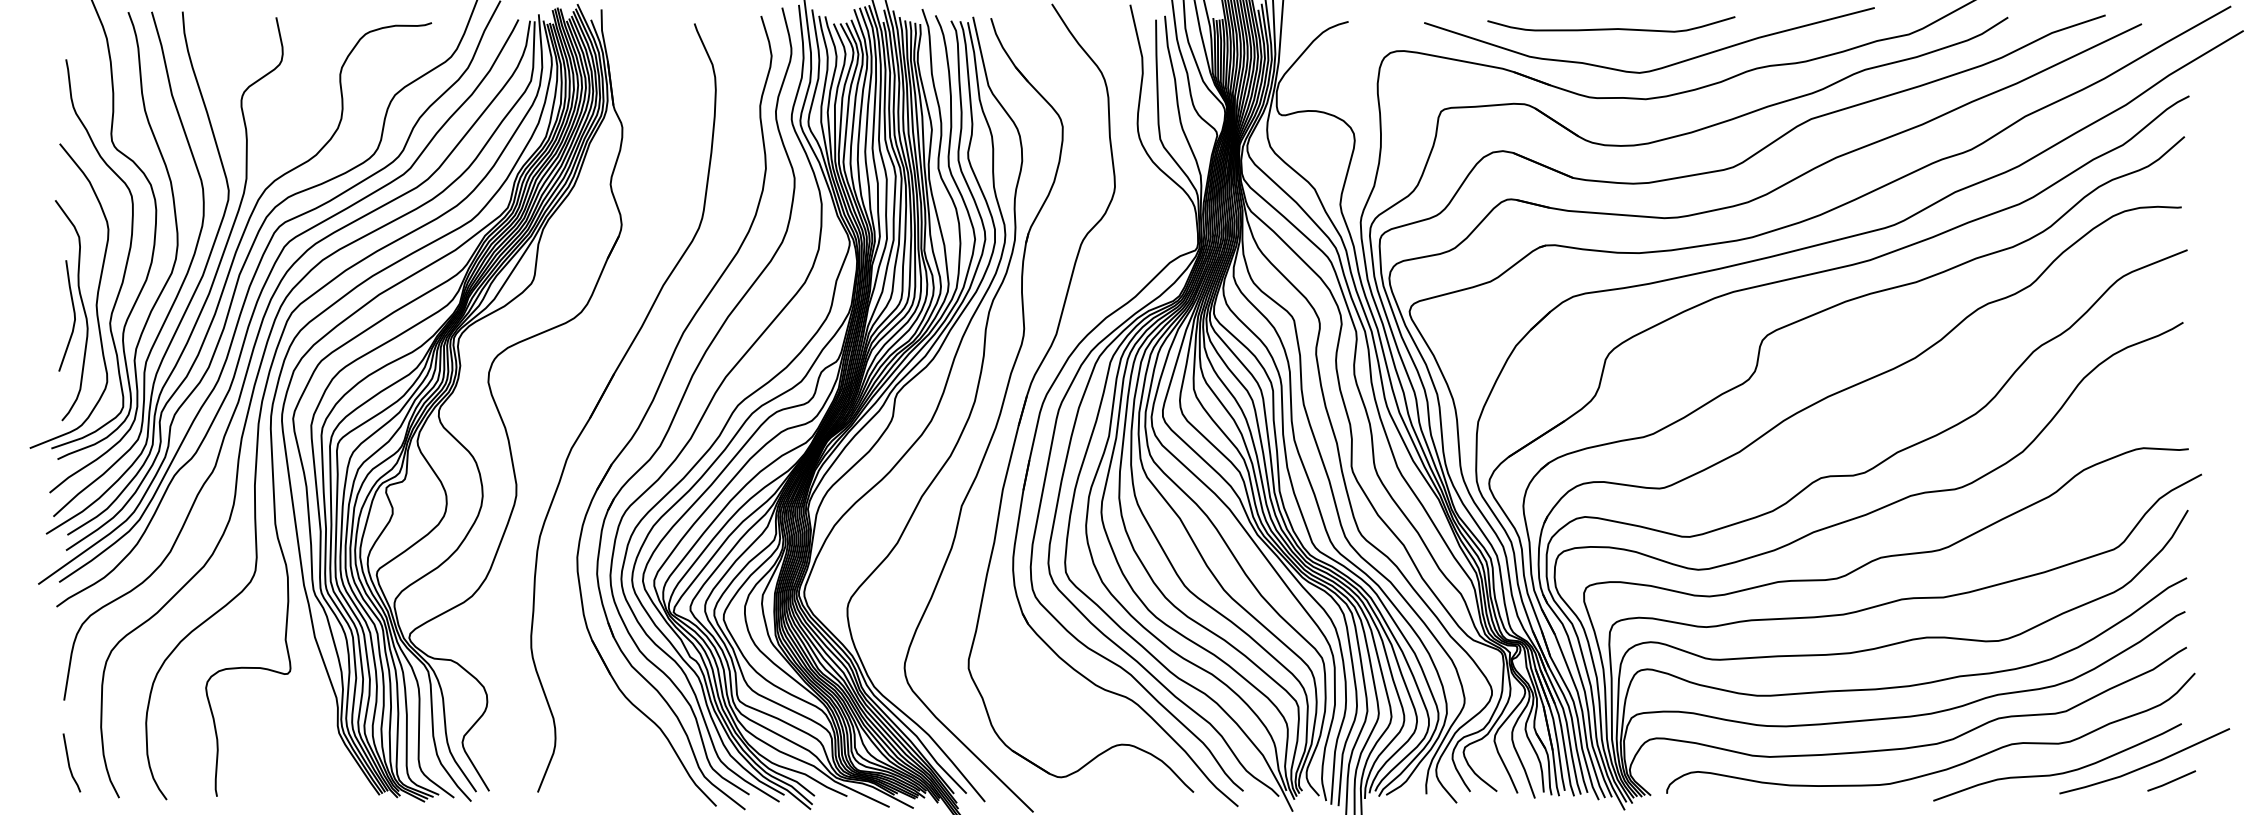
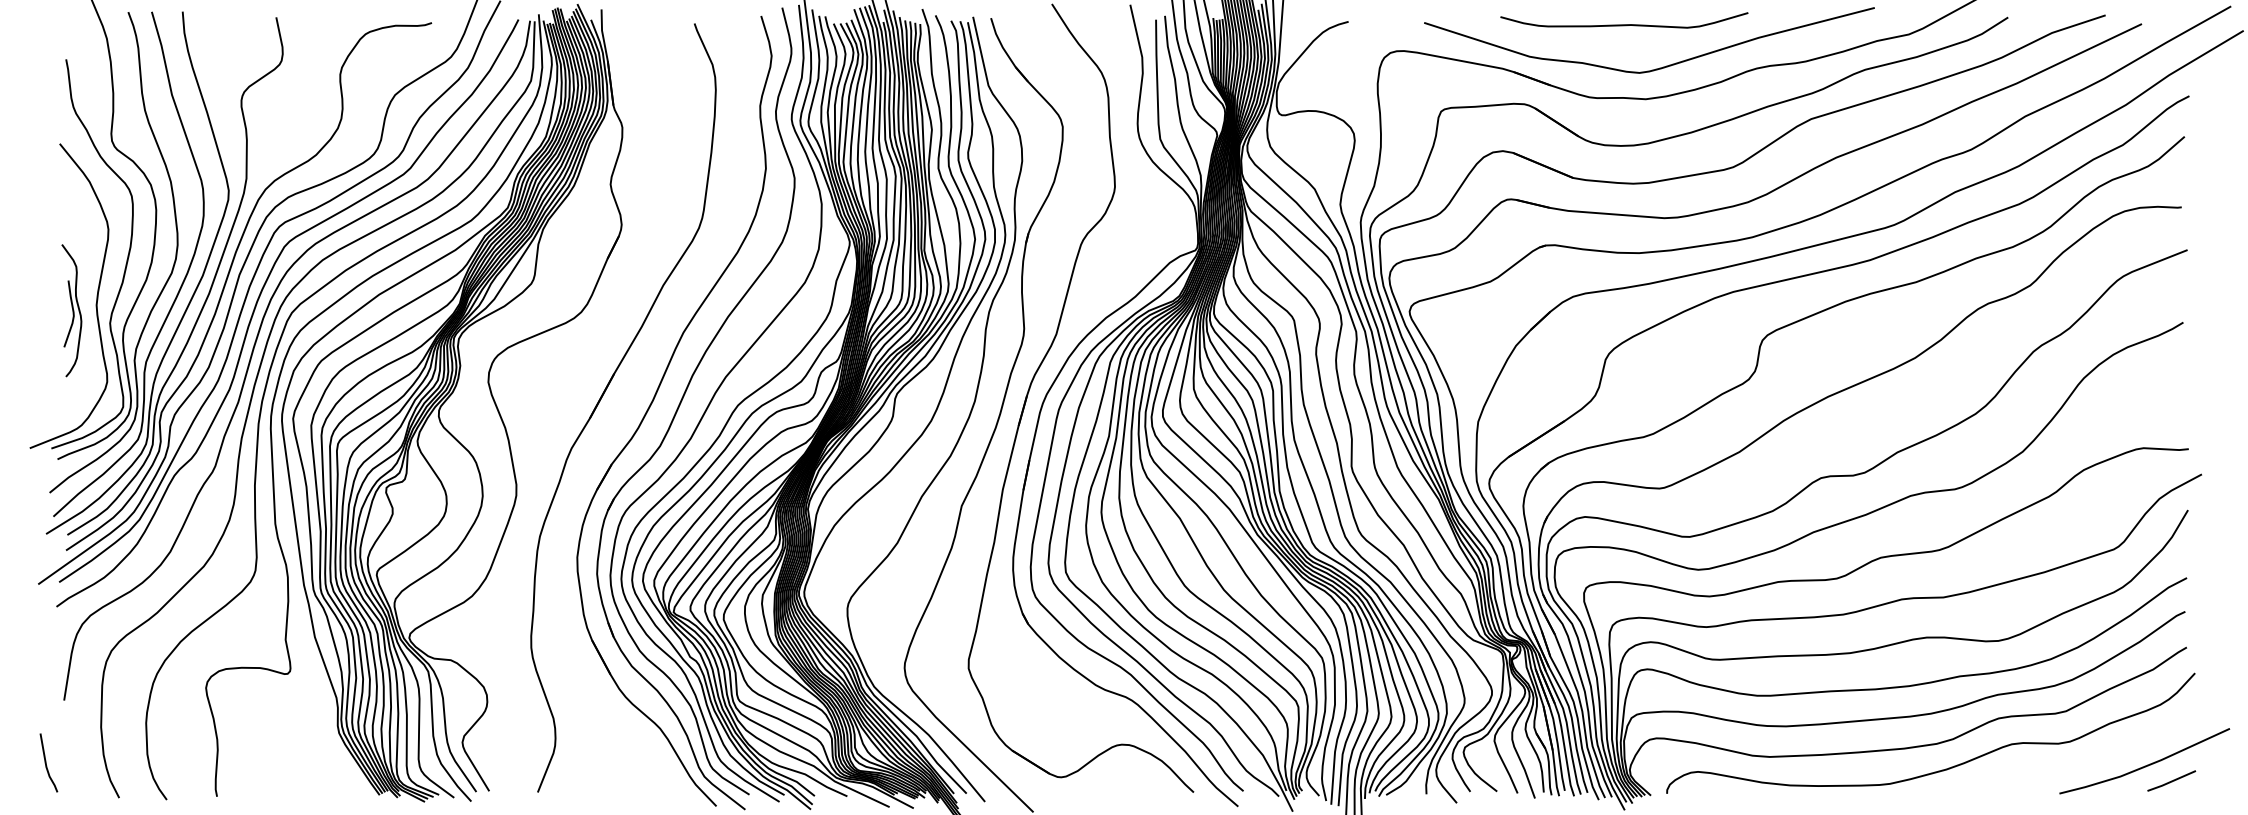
curve position: (1611, 28) -> (1624, 24) (1624, 24)
part size: 34x222 px -> 22x134 px (71, 310)
line position: (69, 762) -> (46, 762) (46, 762)
curve: present -> none (2060, 772)
